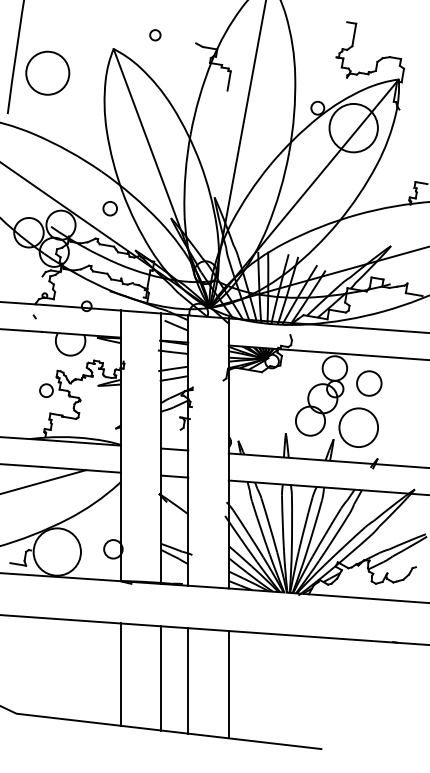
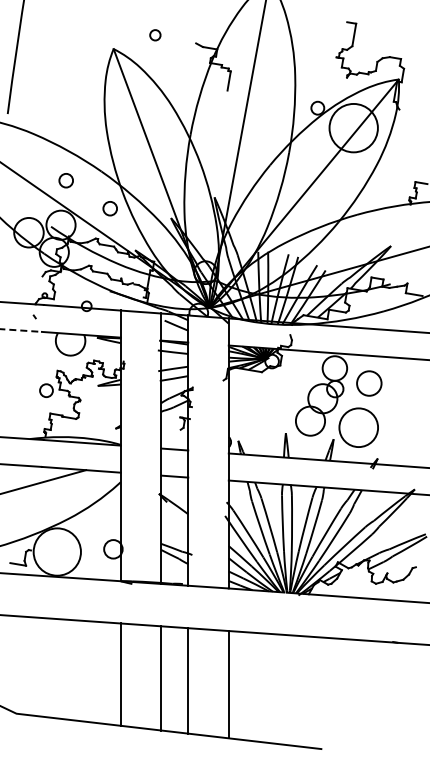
circle: present -> none (47, 72)
circle: none -> present (65, 180)
line: solid -> dashed (21, 330)
